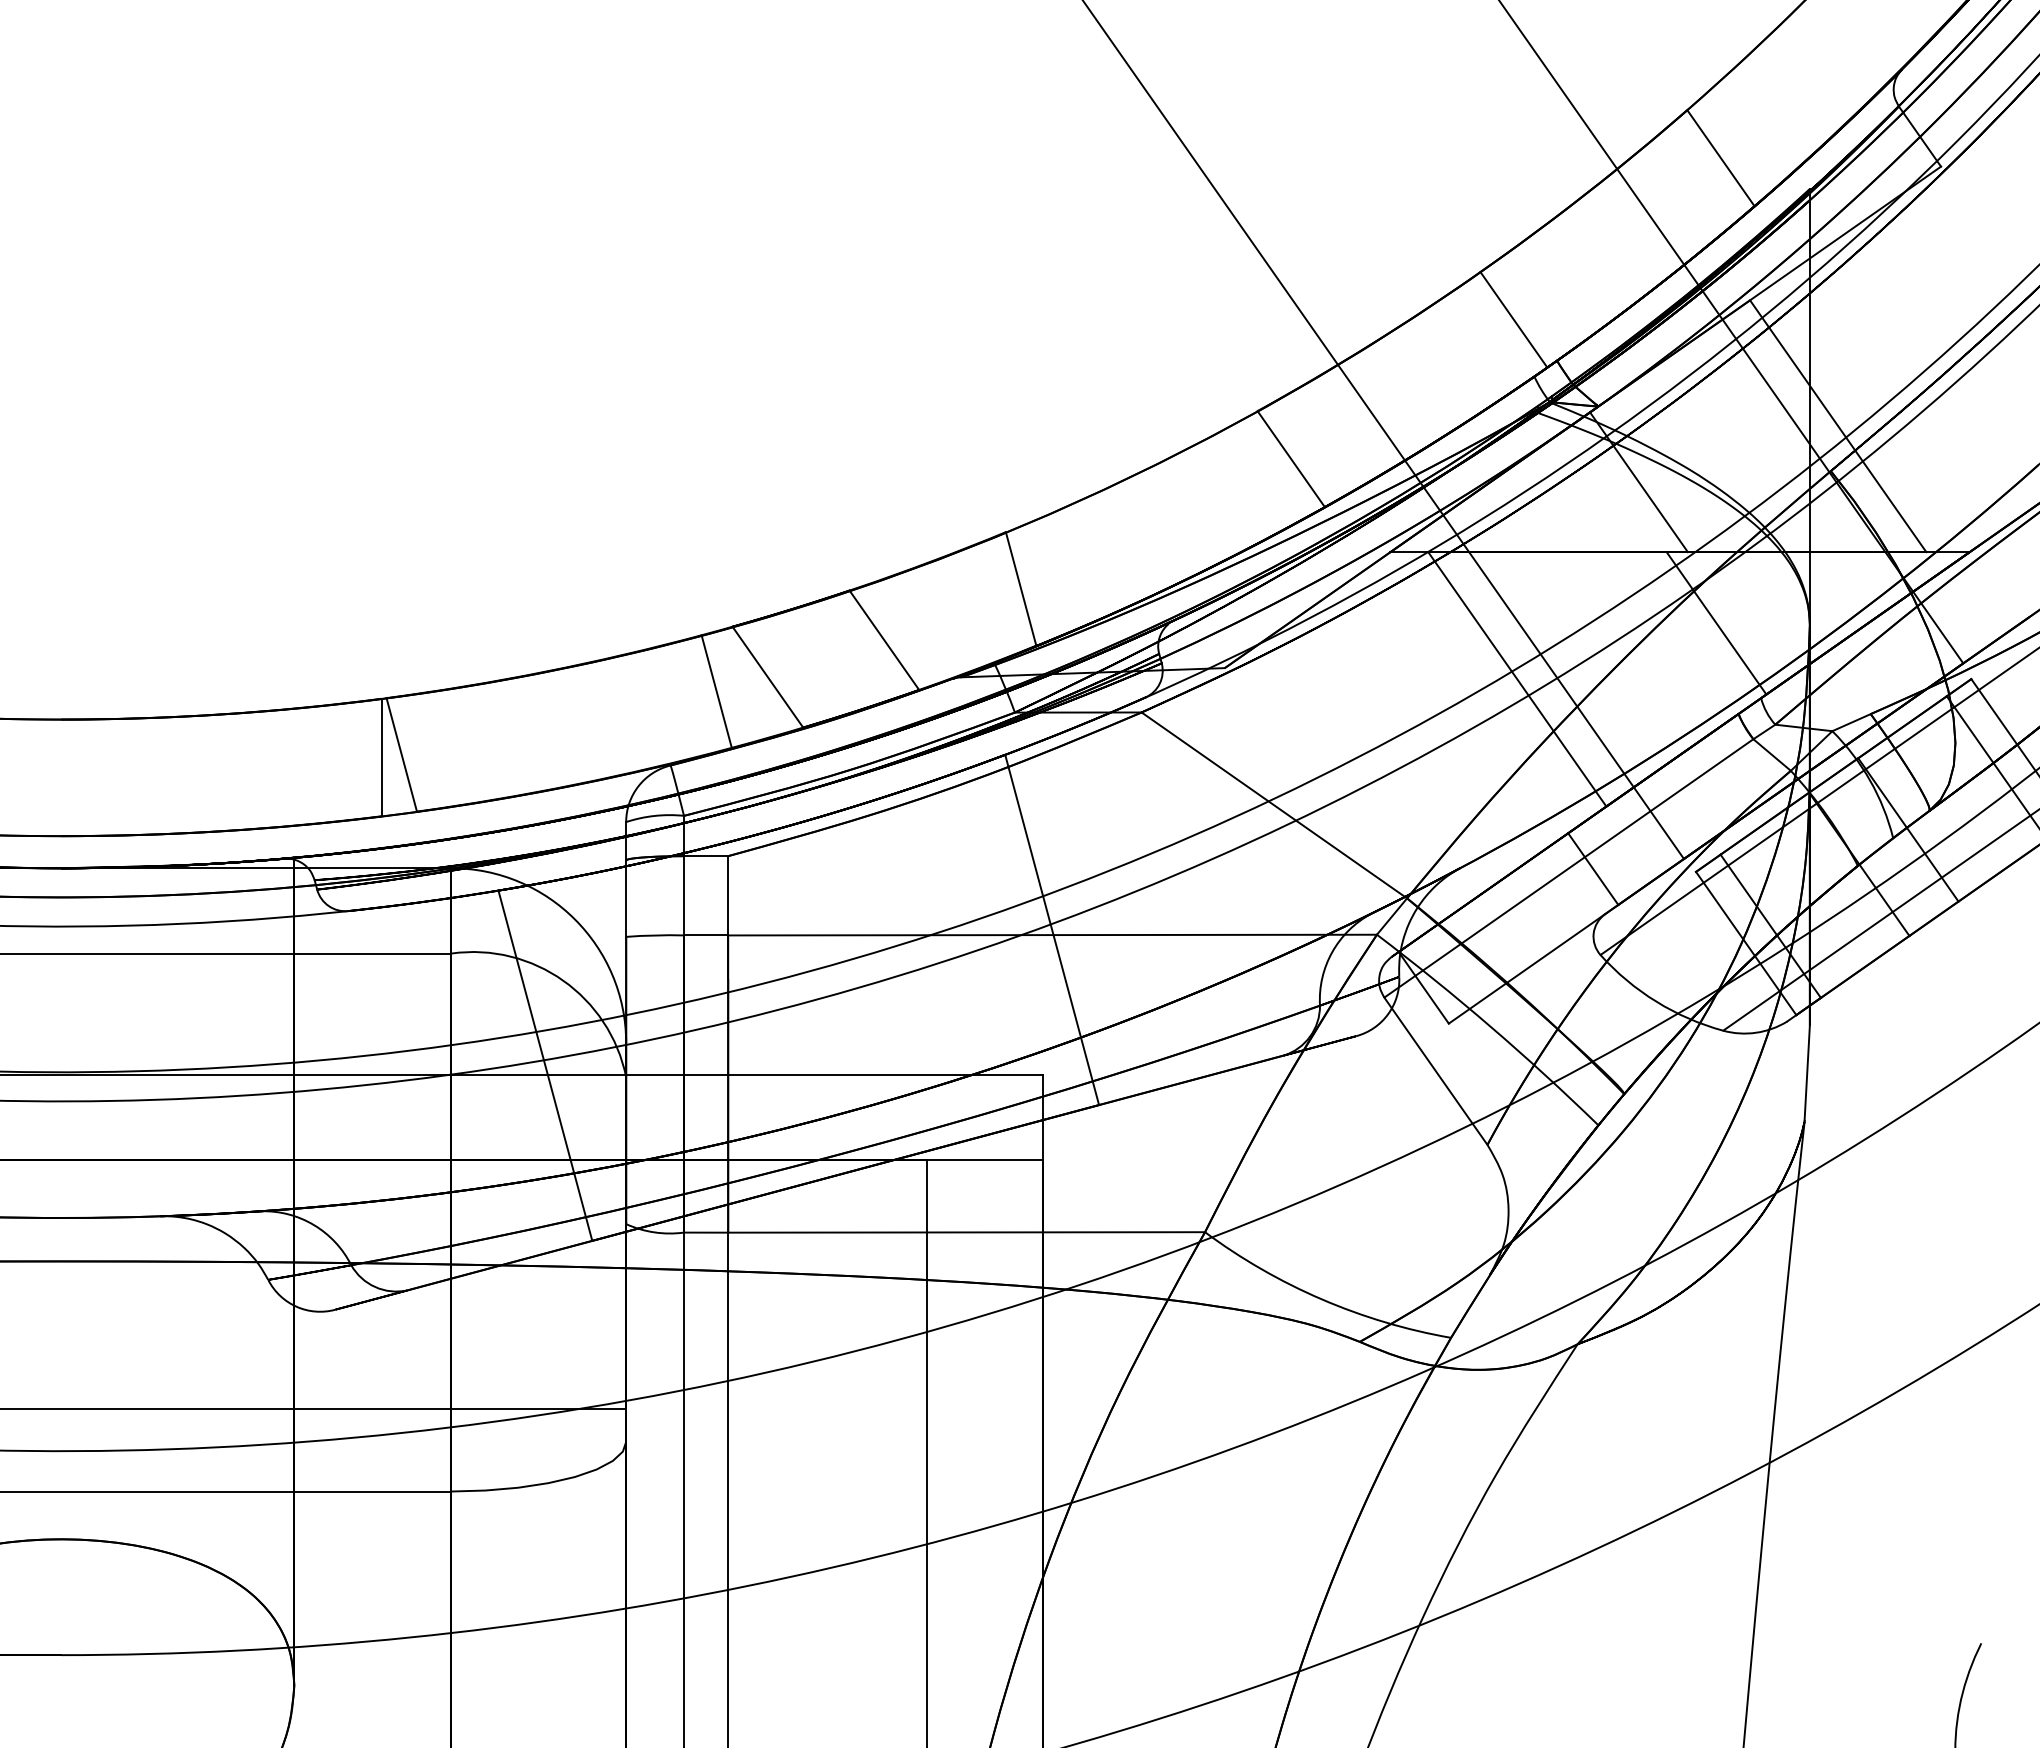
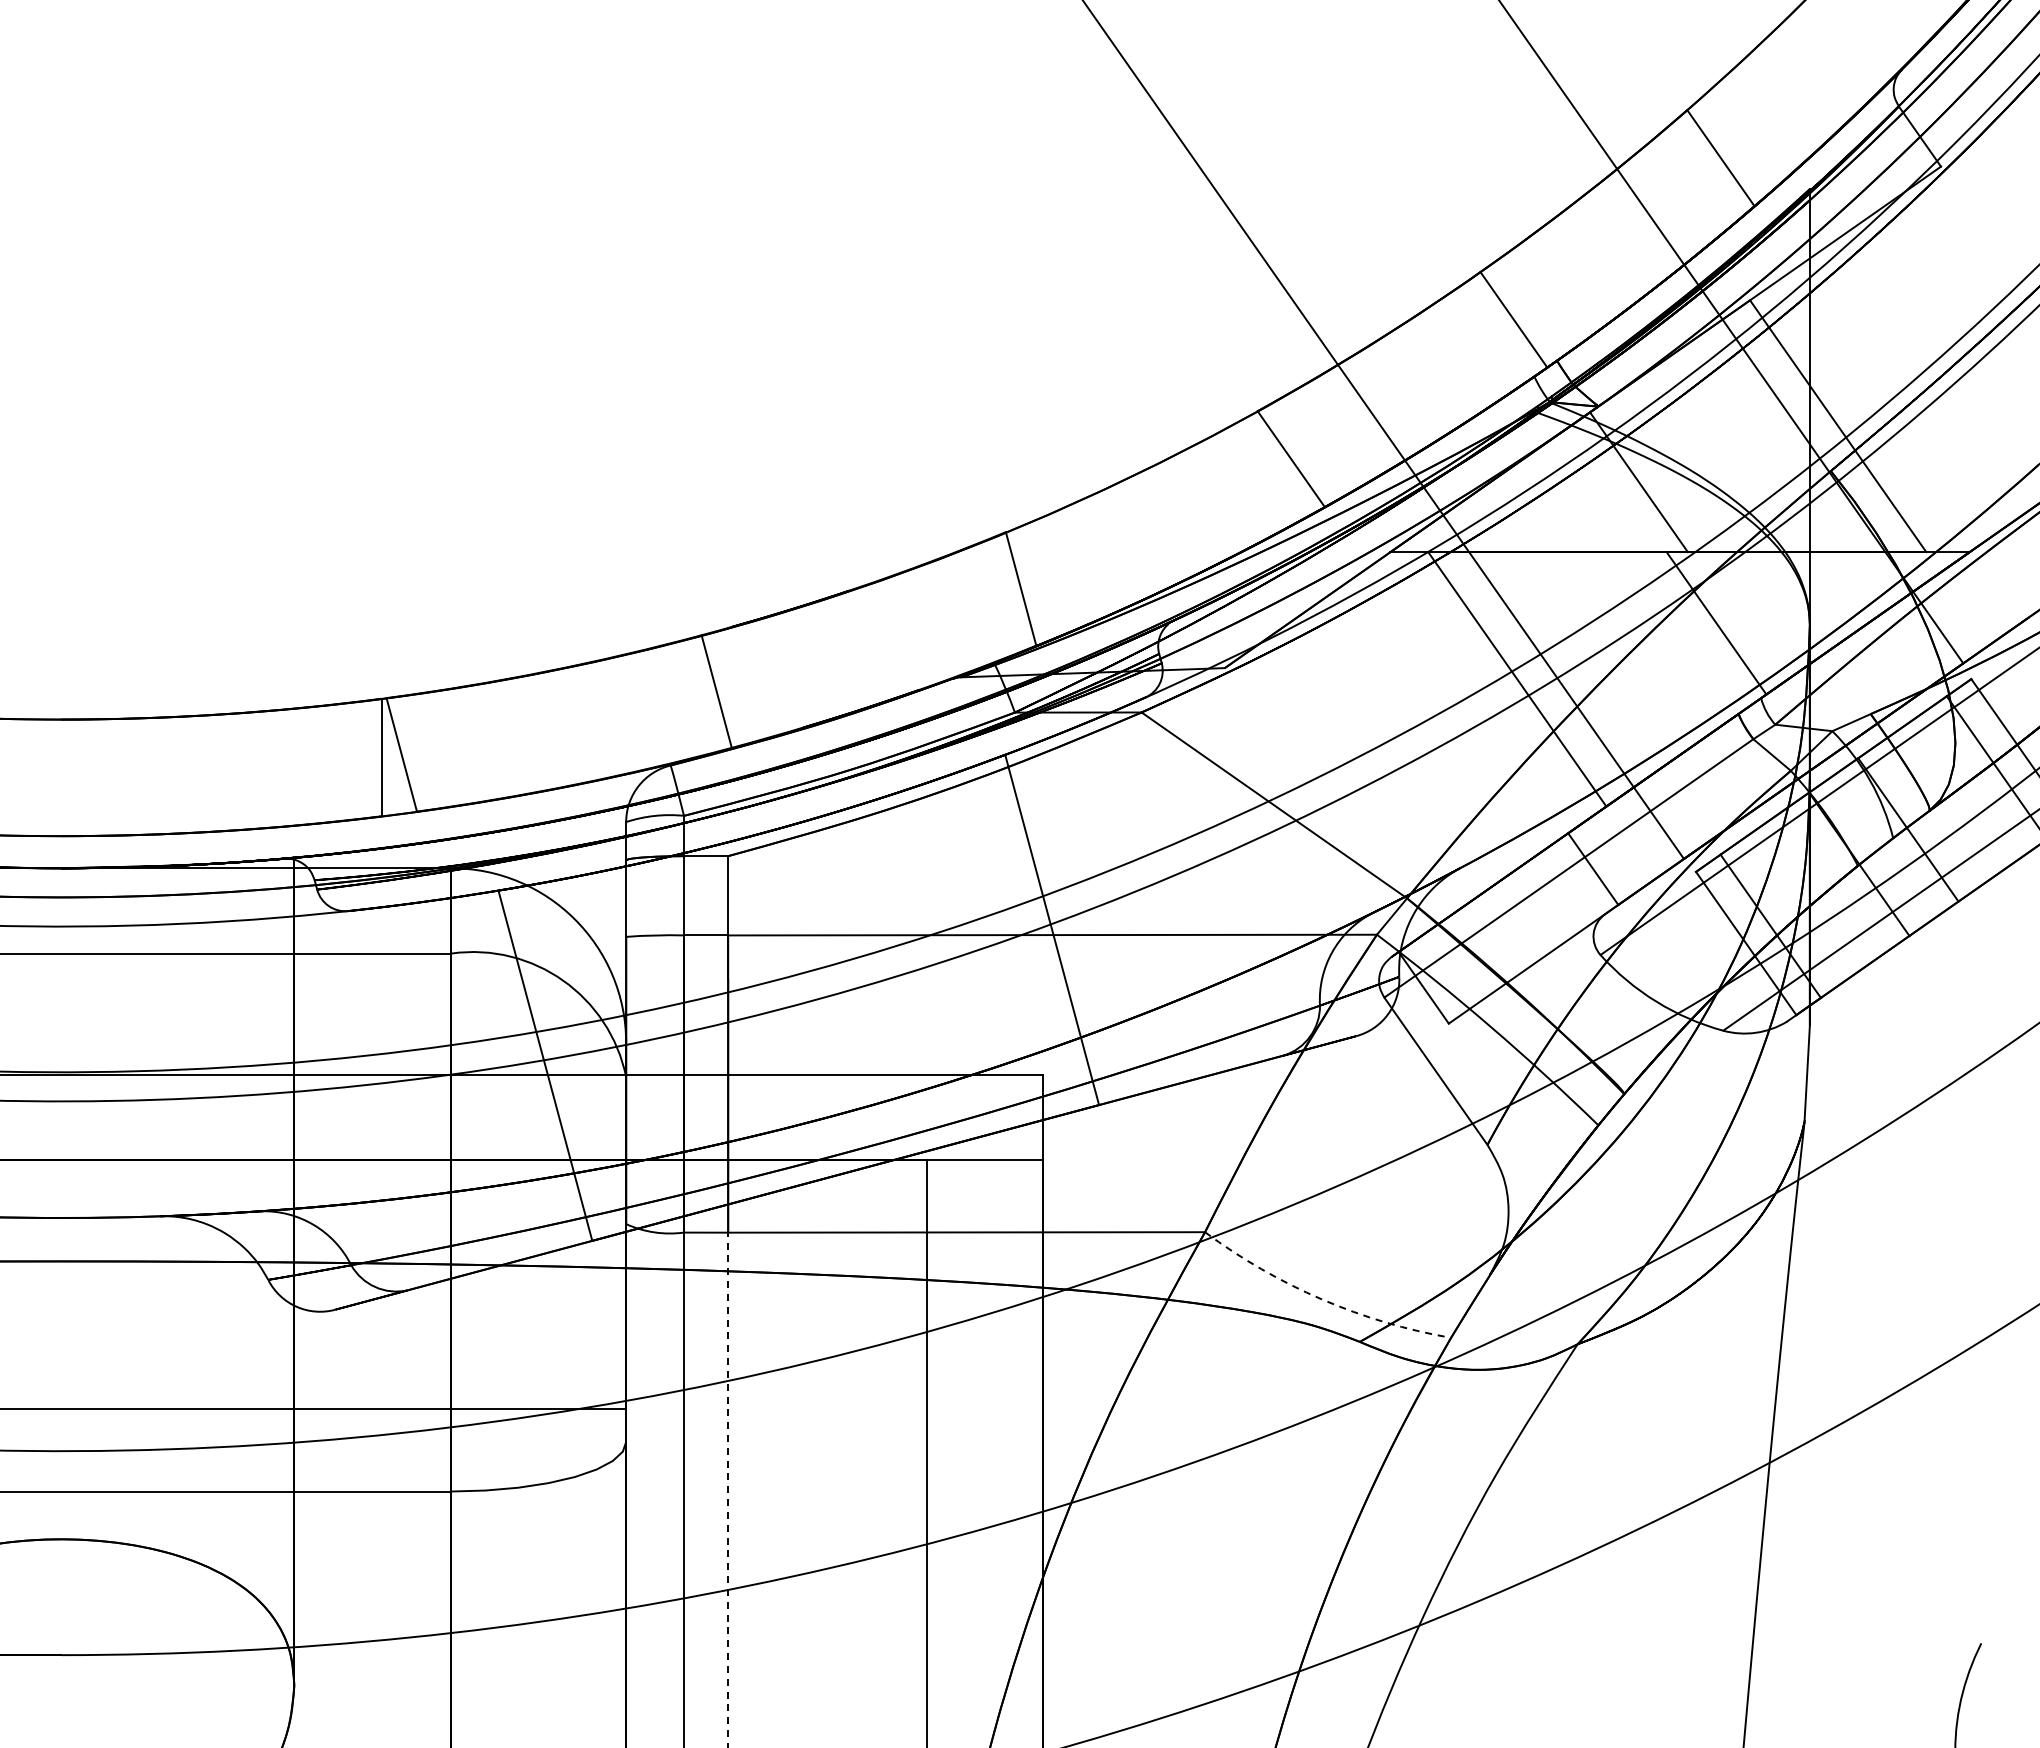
line: present -> none (884, 639)
line: present -> none (767, 676)
arc: solid -> dashed (1321, 1299)
line: solid -> dashed (728, 1489)
